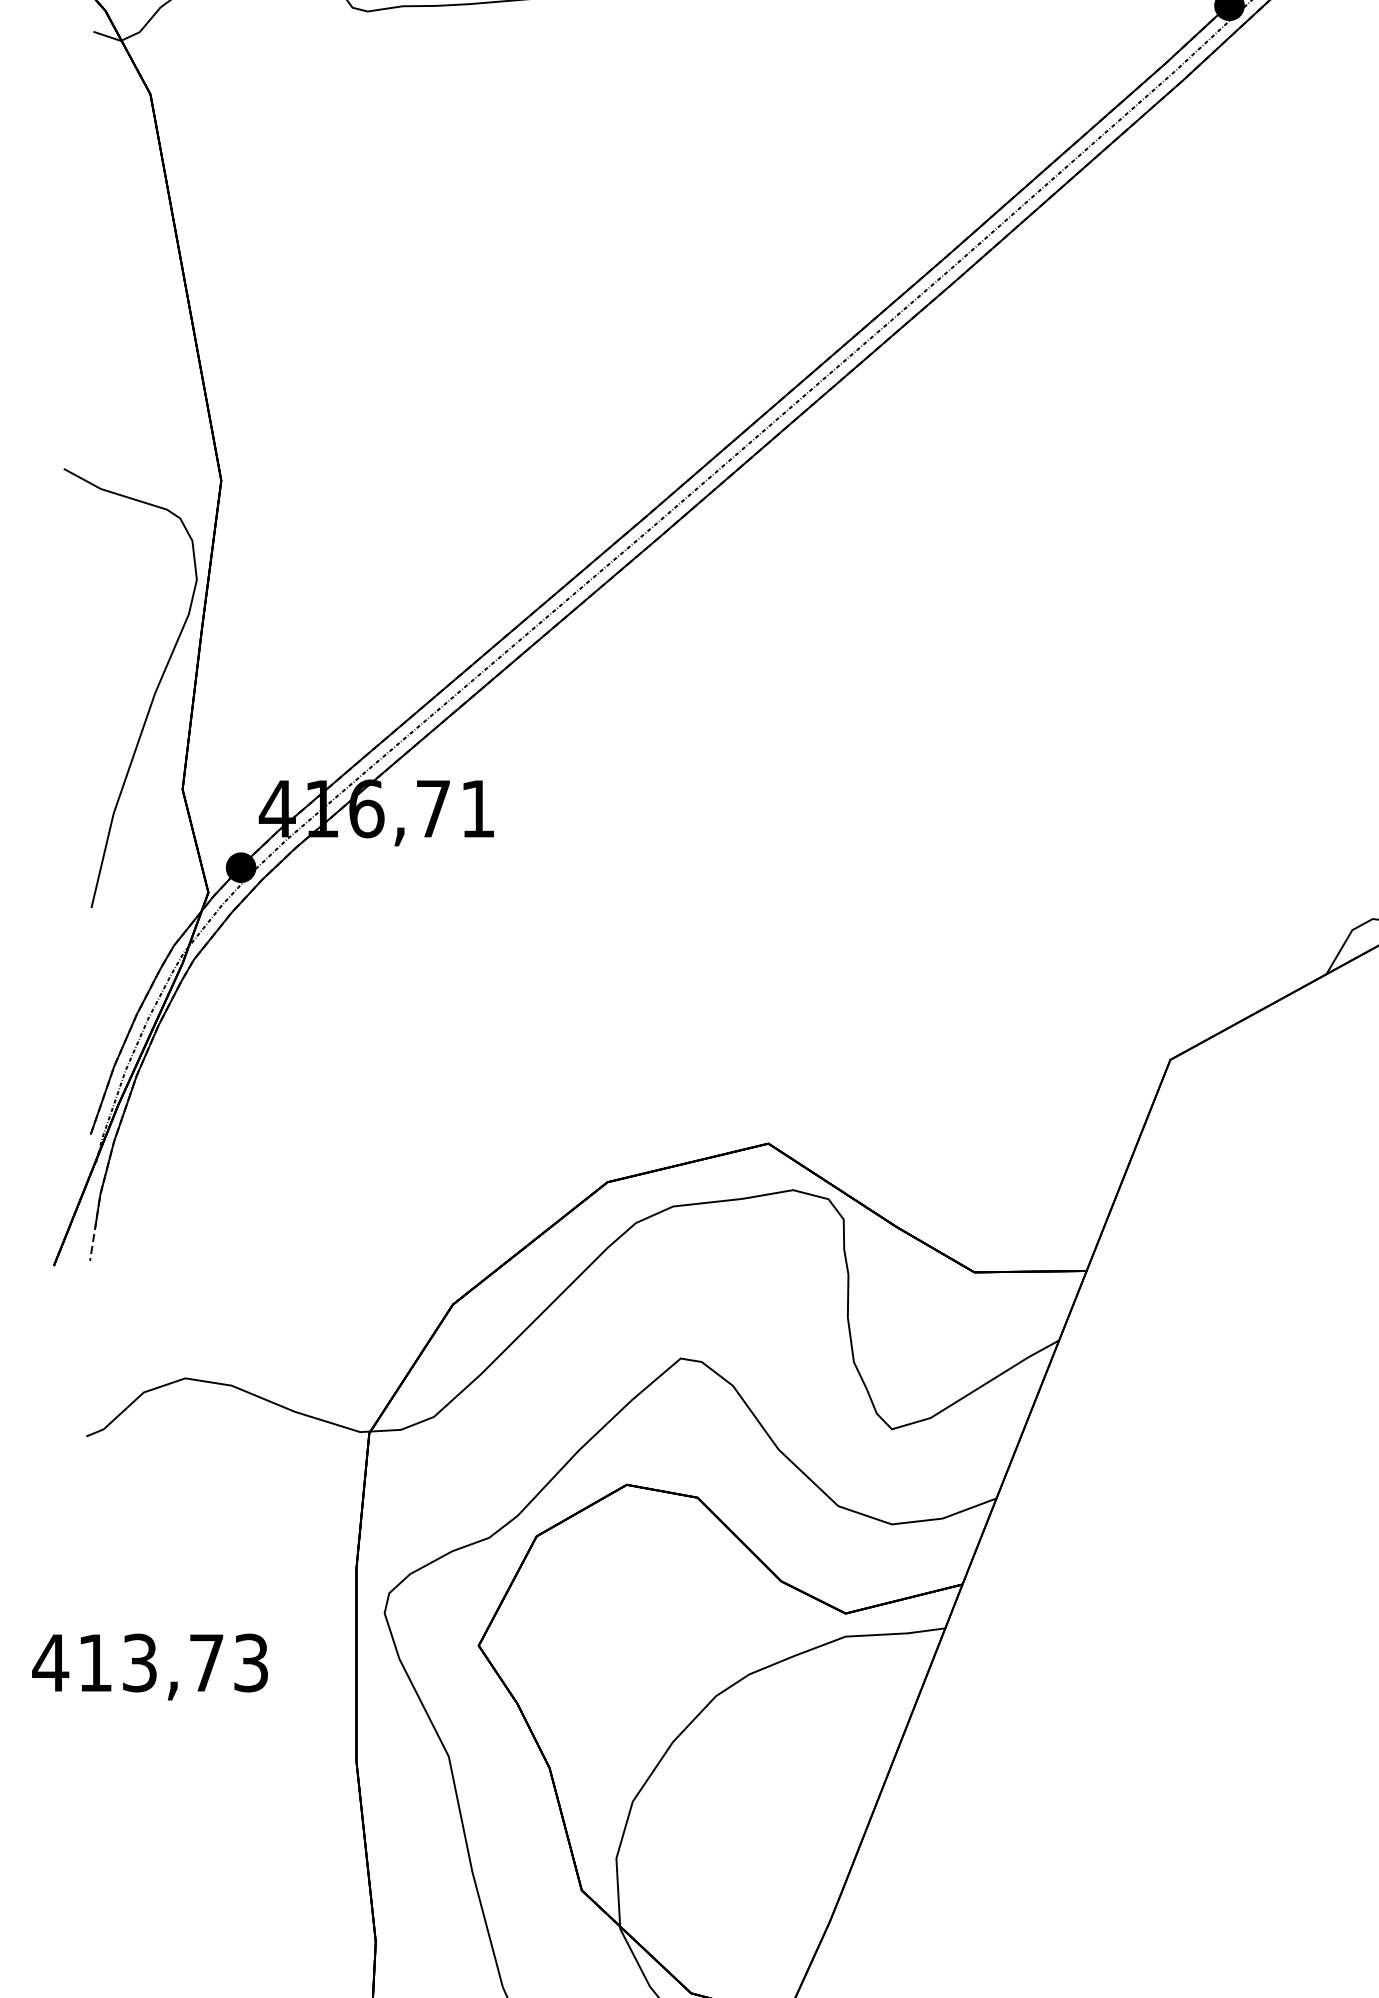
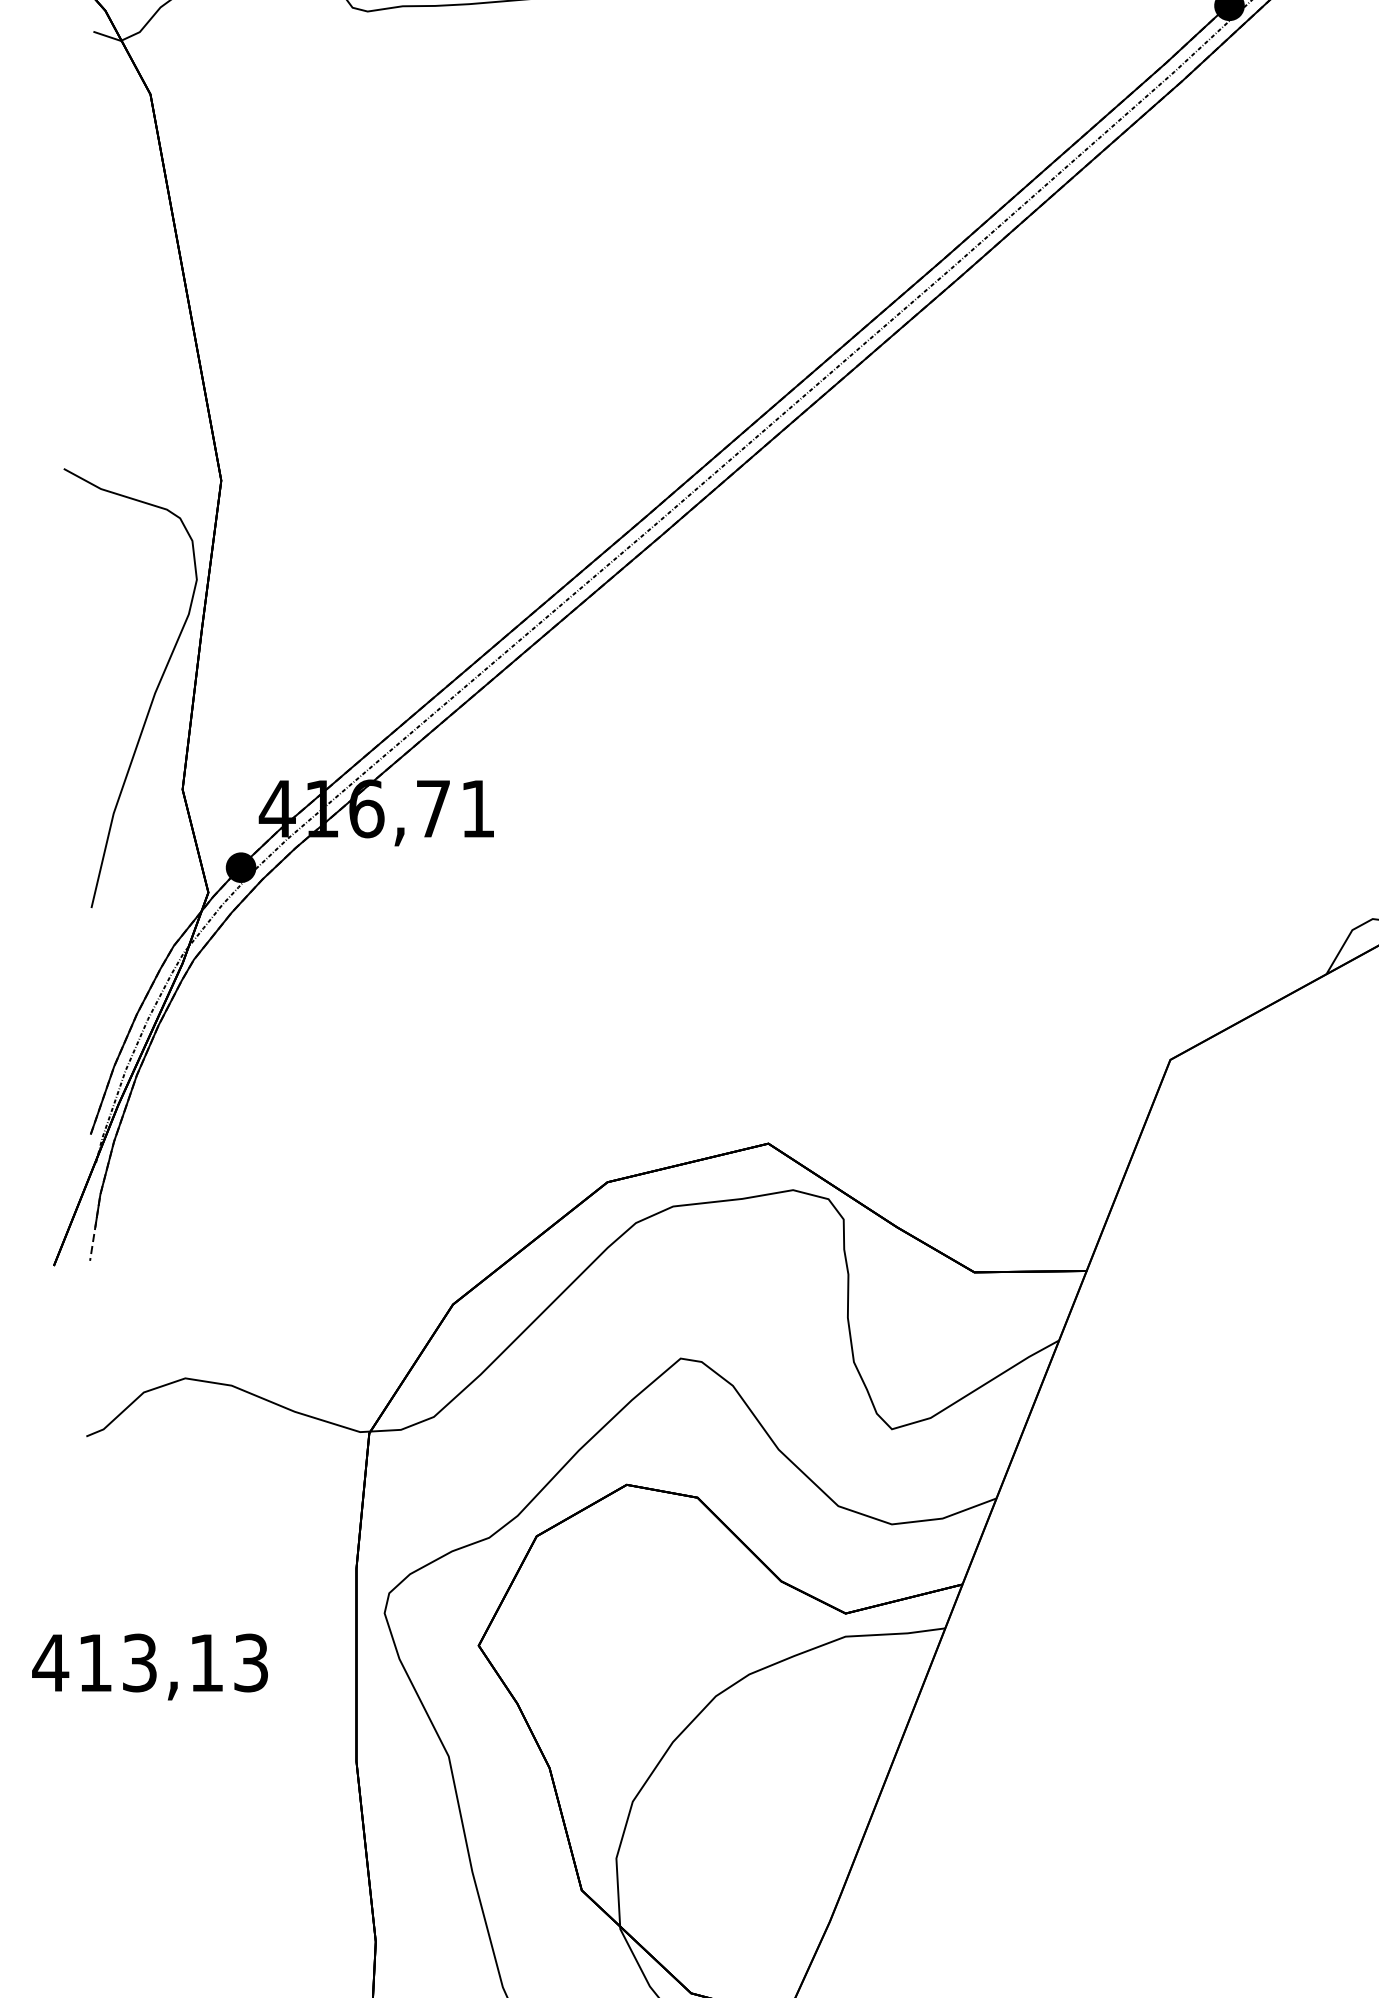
text: 413,73 -> 413,13 (206, 1662)
